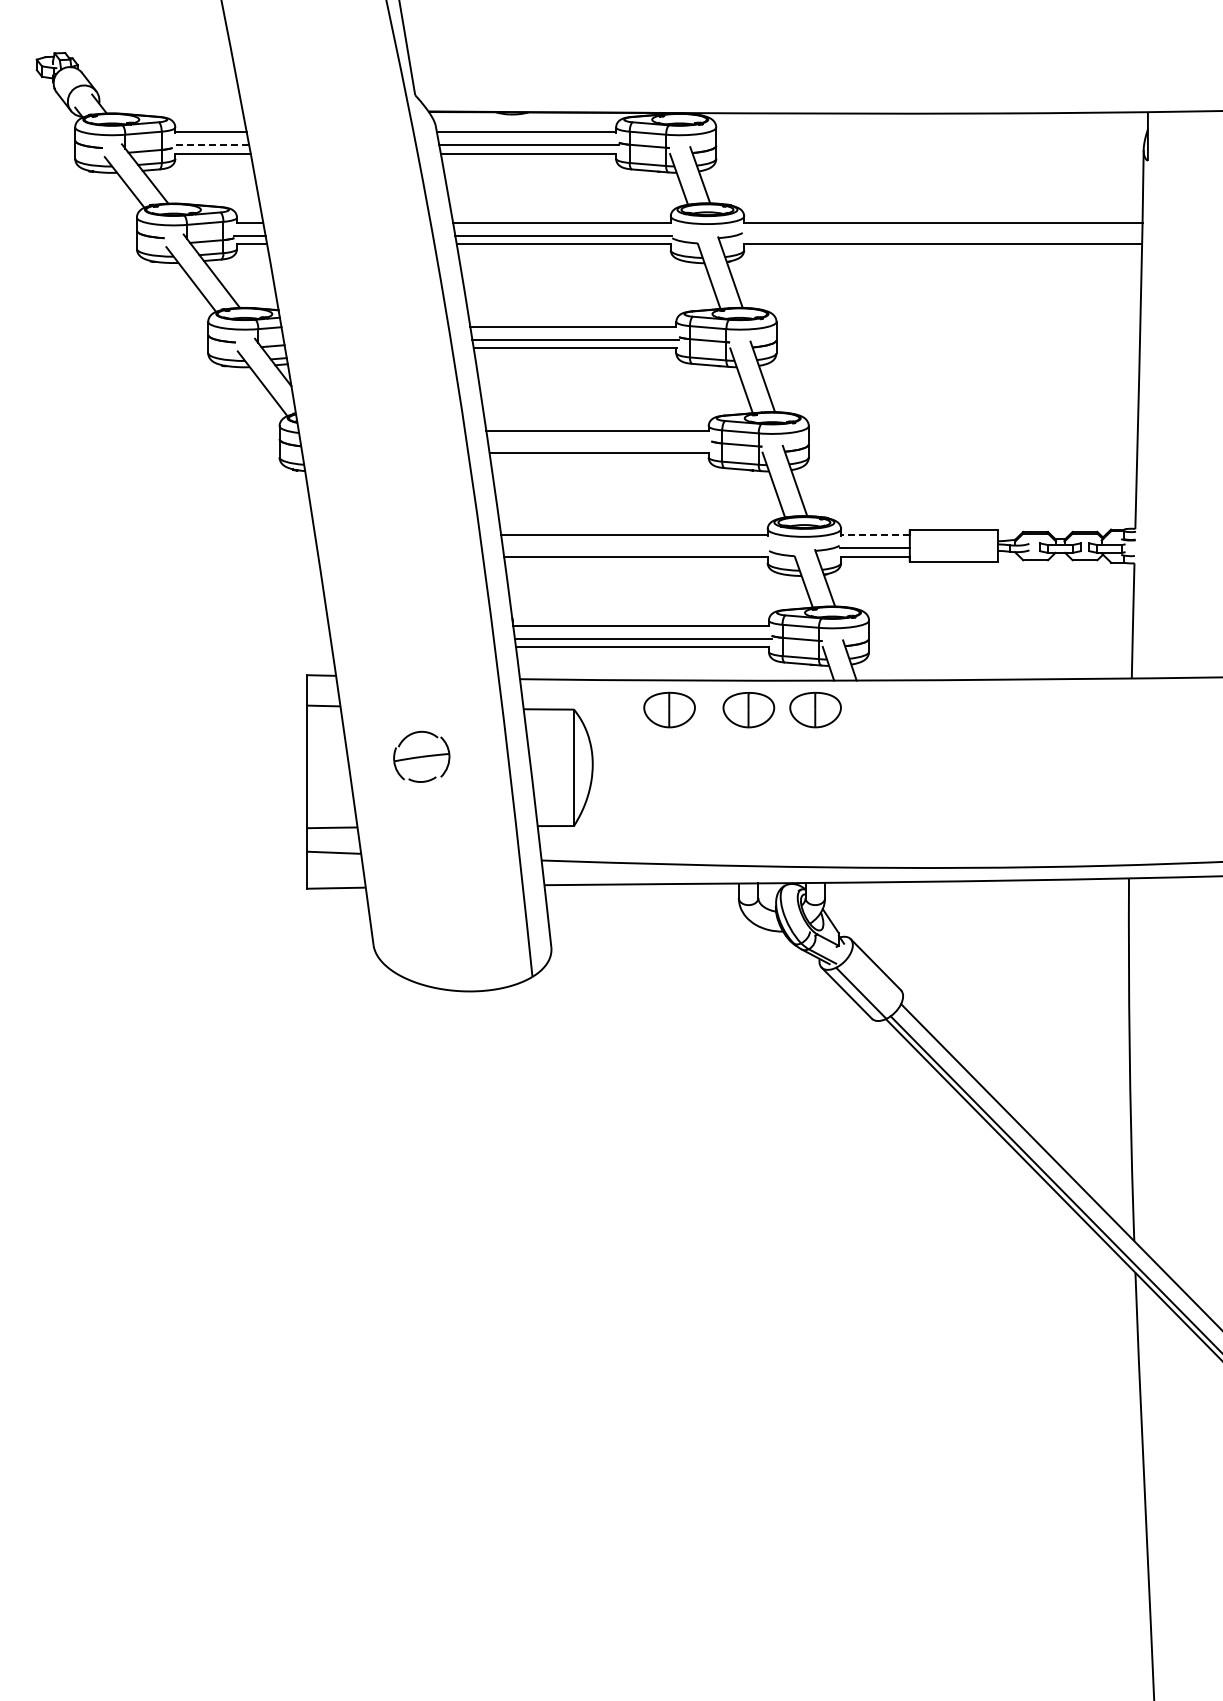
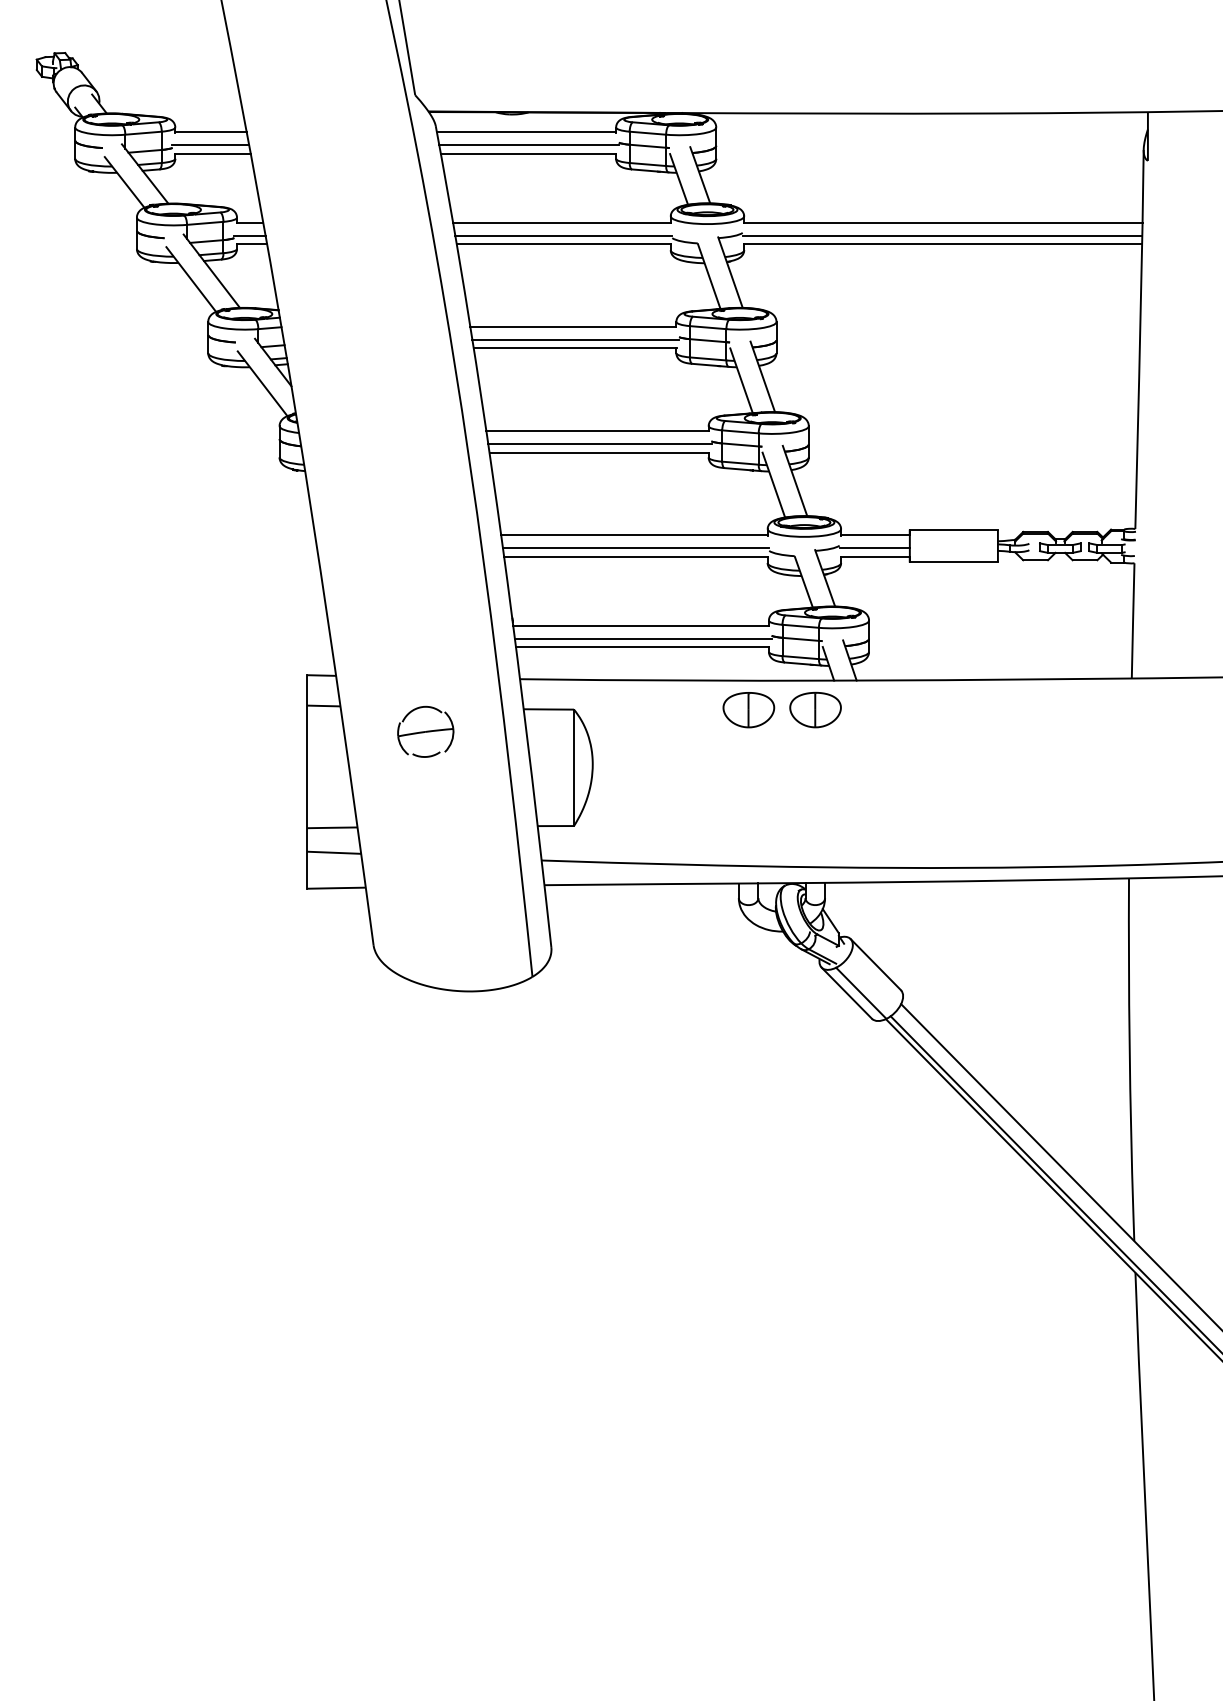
line: dashed -> solid (210, 145)
line: none -> present (942, 235)
line: none -> present (599, 444)
line: dashed -> solid (874, 535)
line: none -> present (635, 548)
part: present -> none (669, 709)
part position: (421, 756) -> (425, 731) (425, 731)
